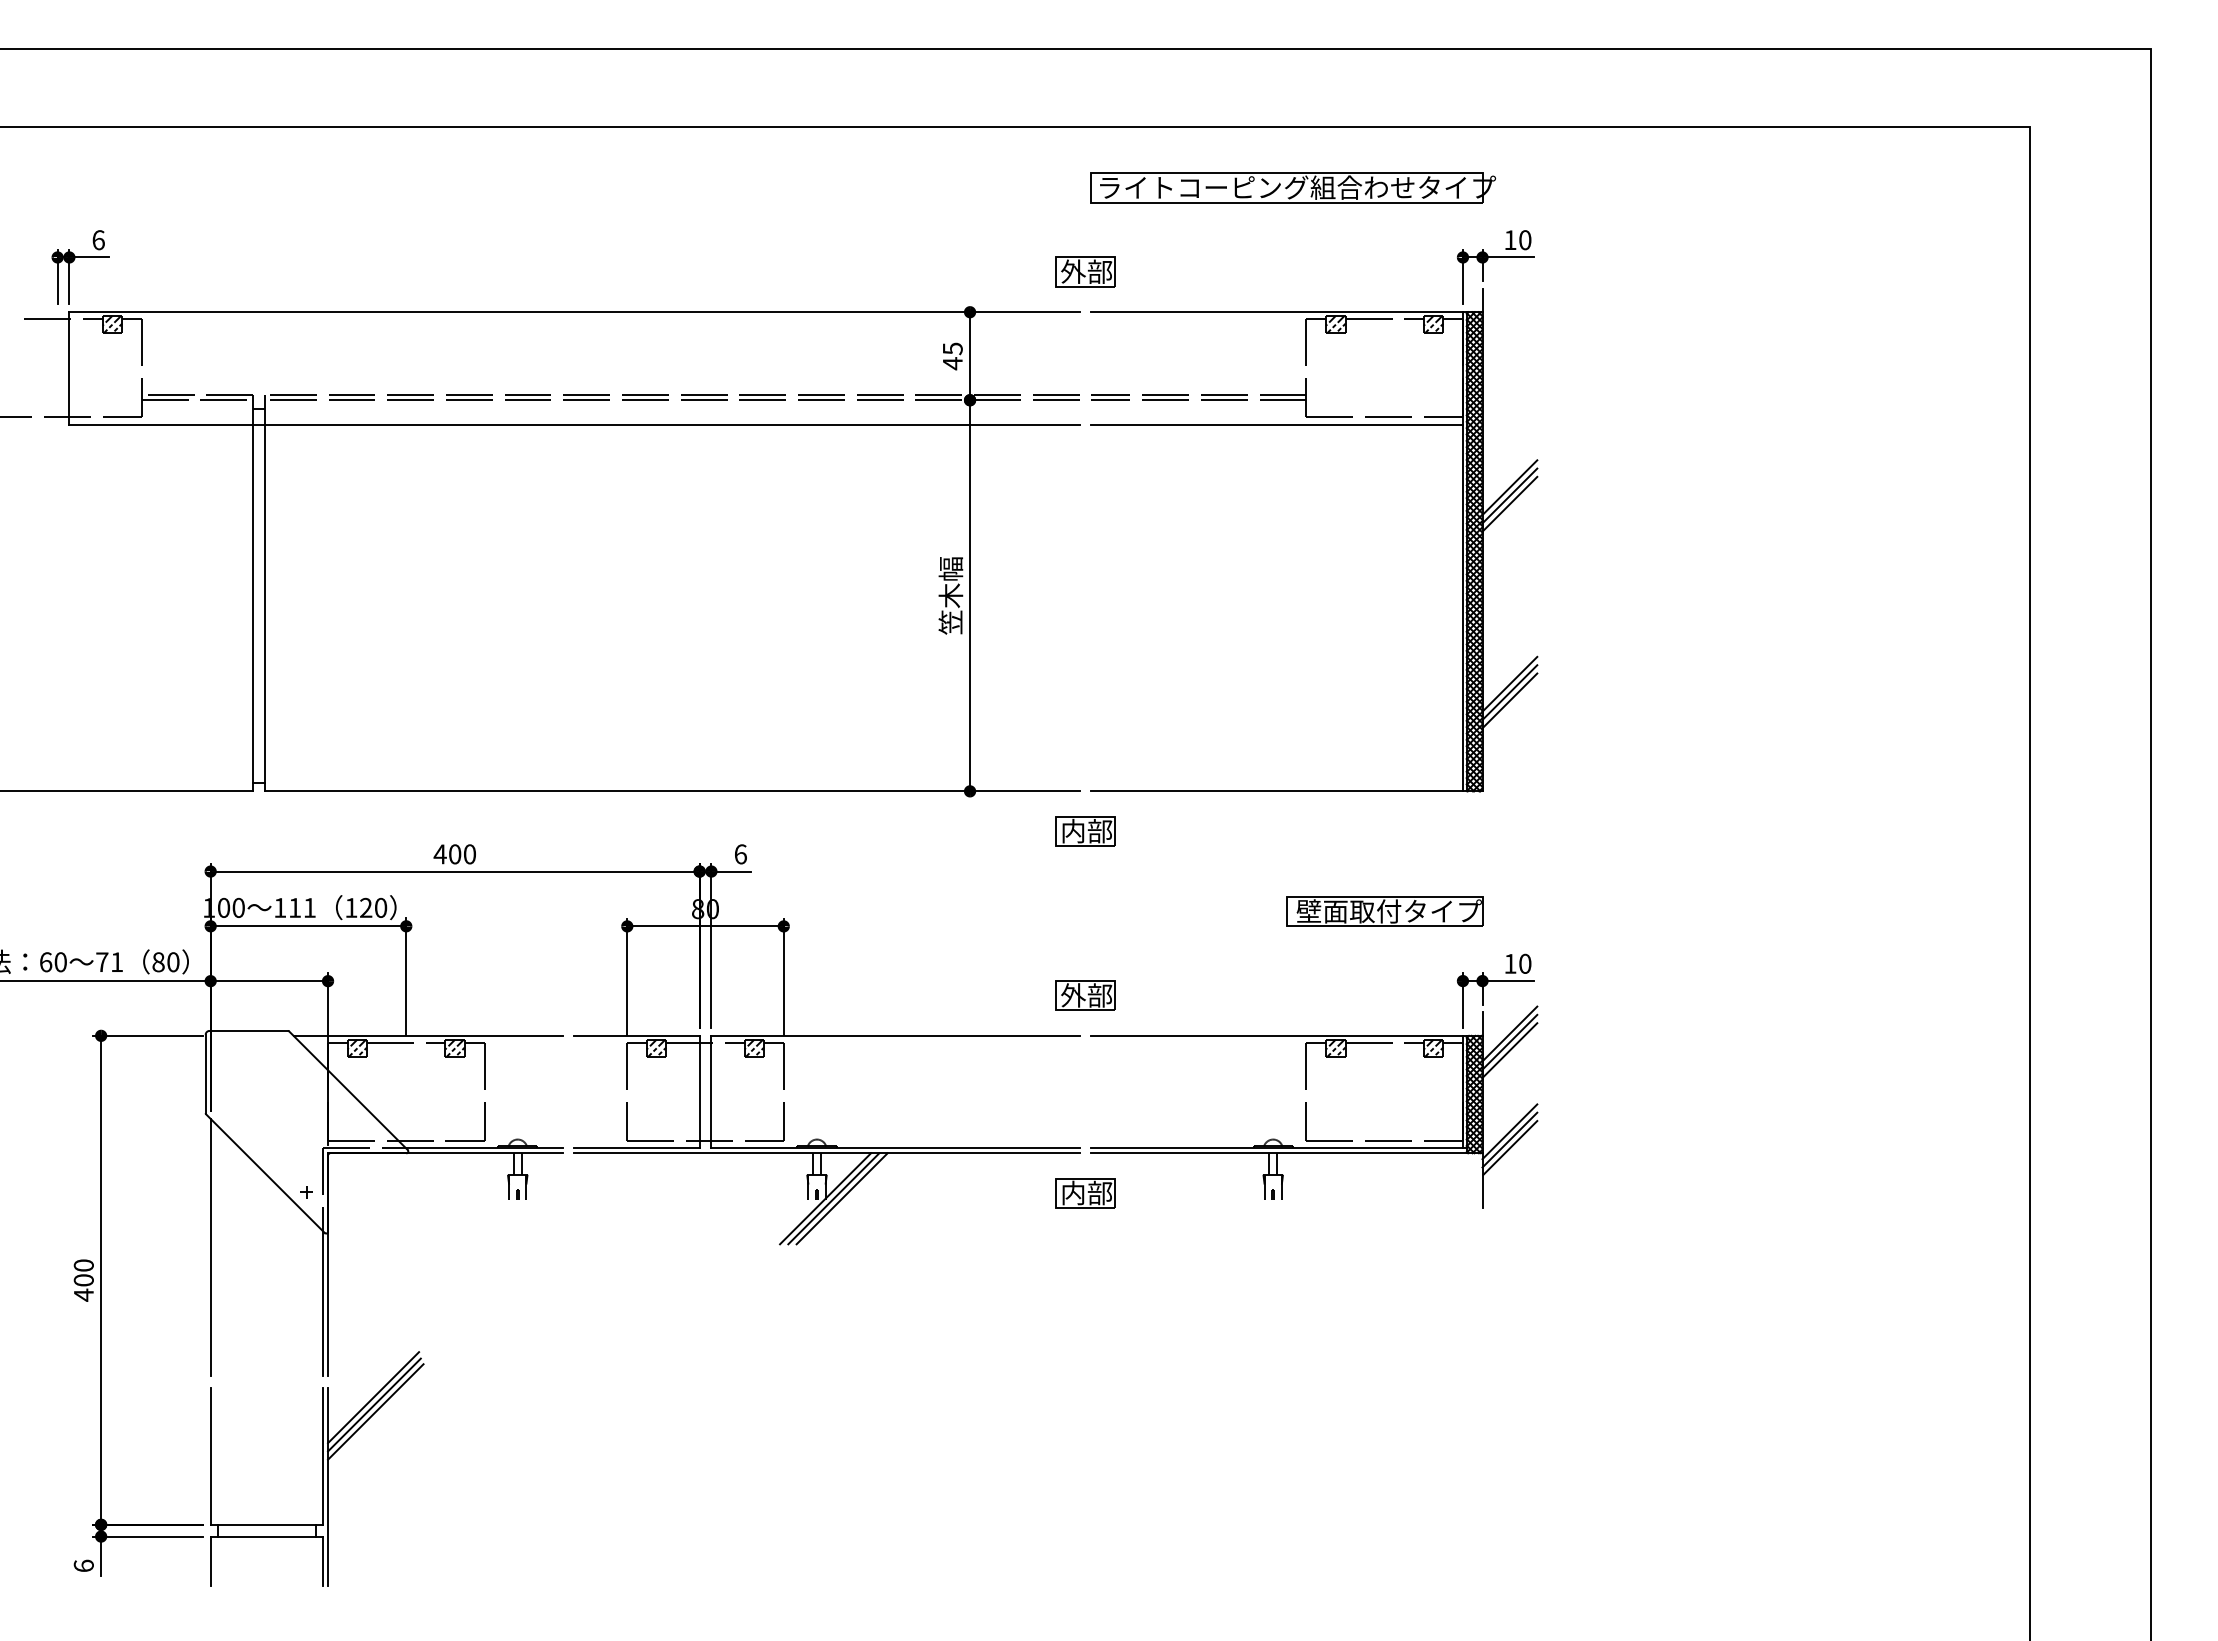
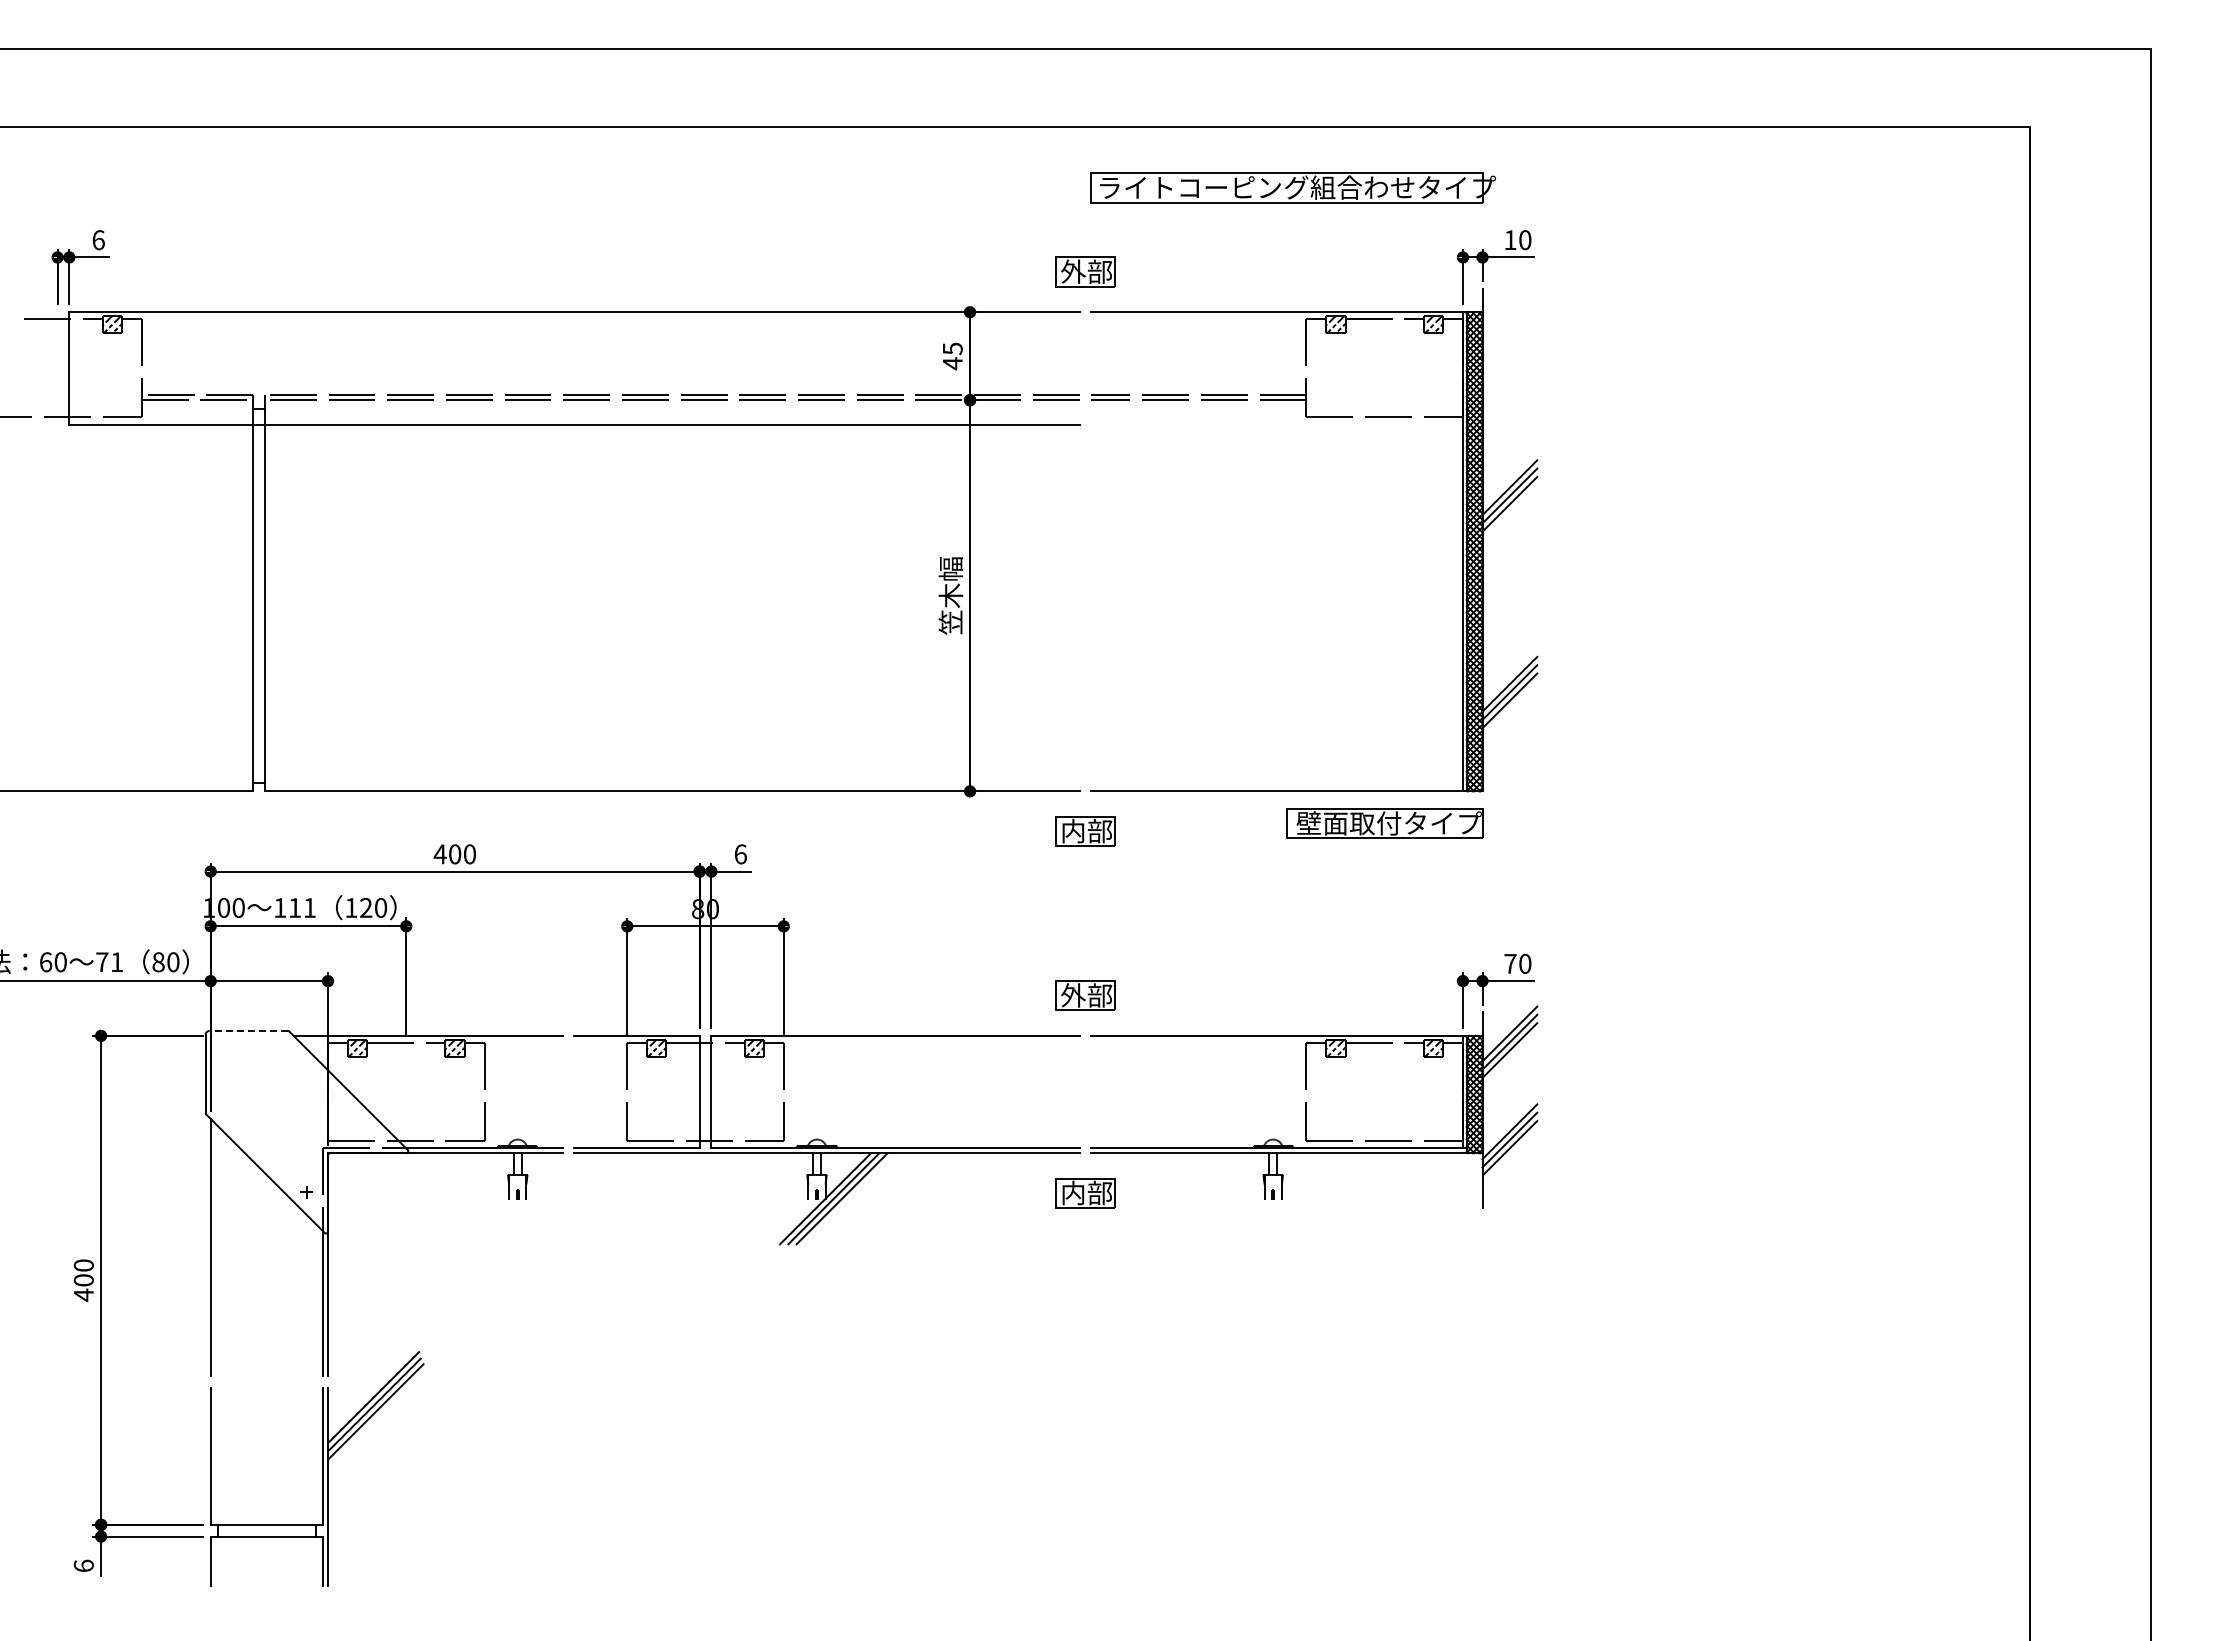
line: present -> none (1276, 424)
part position: (1384, 911) -> (1384, 823) (1384, 823)
text: 10 -> 70 (1510, 963)
line: solid -> dashed (248, 1030)
